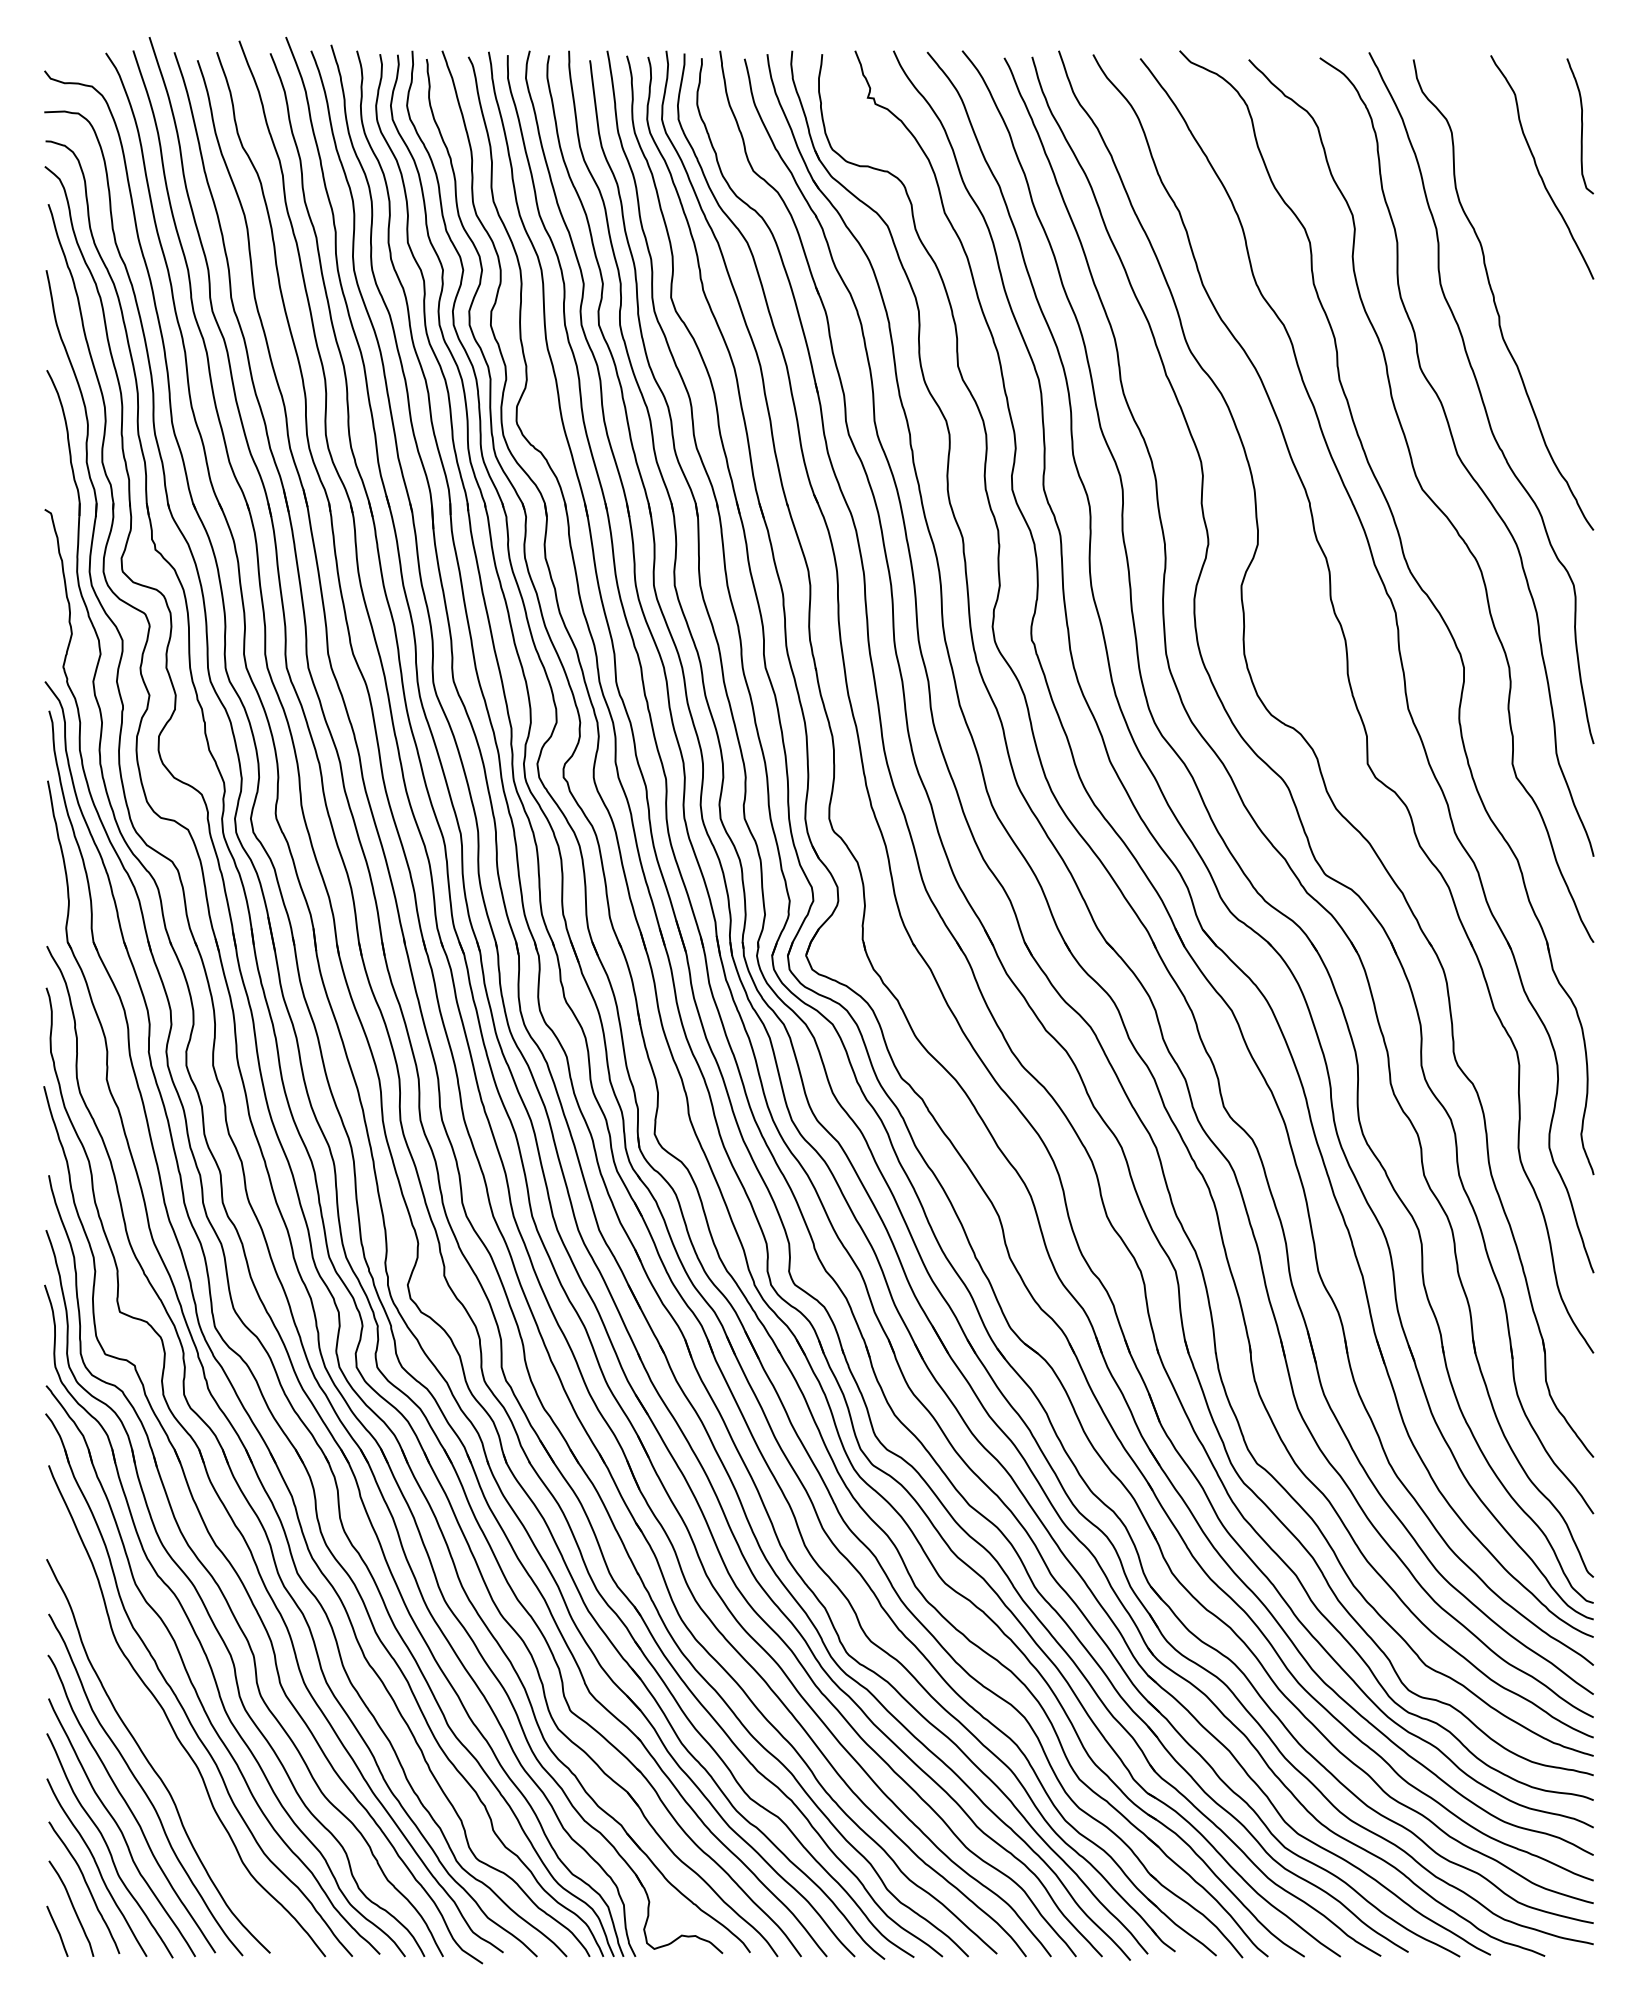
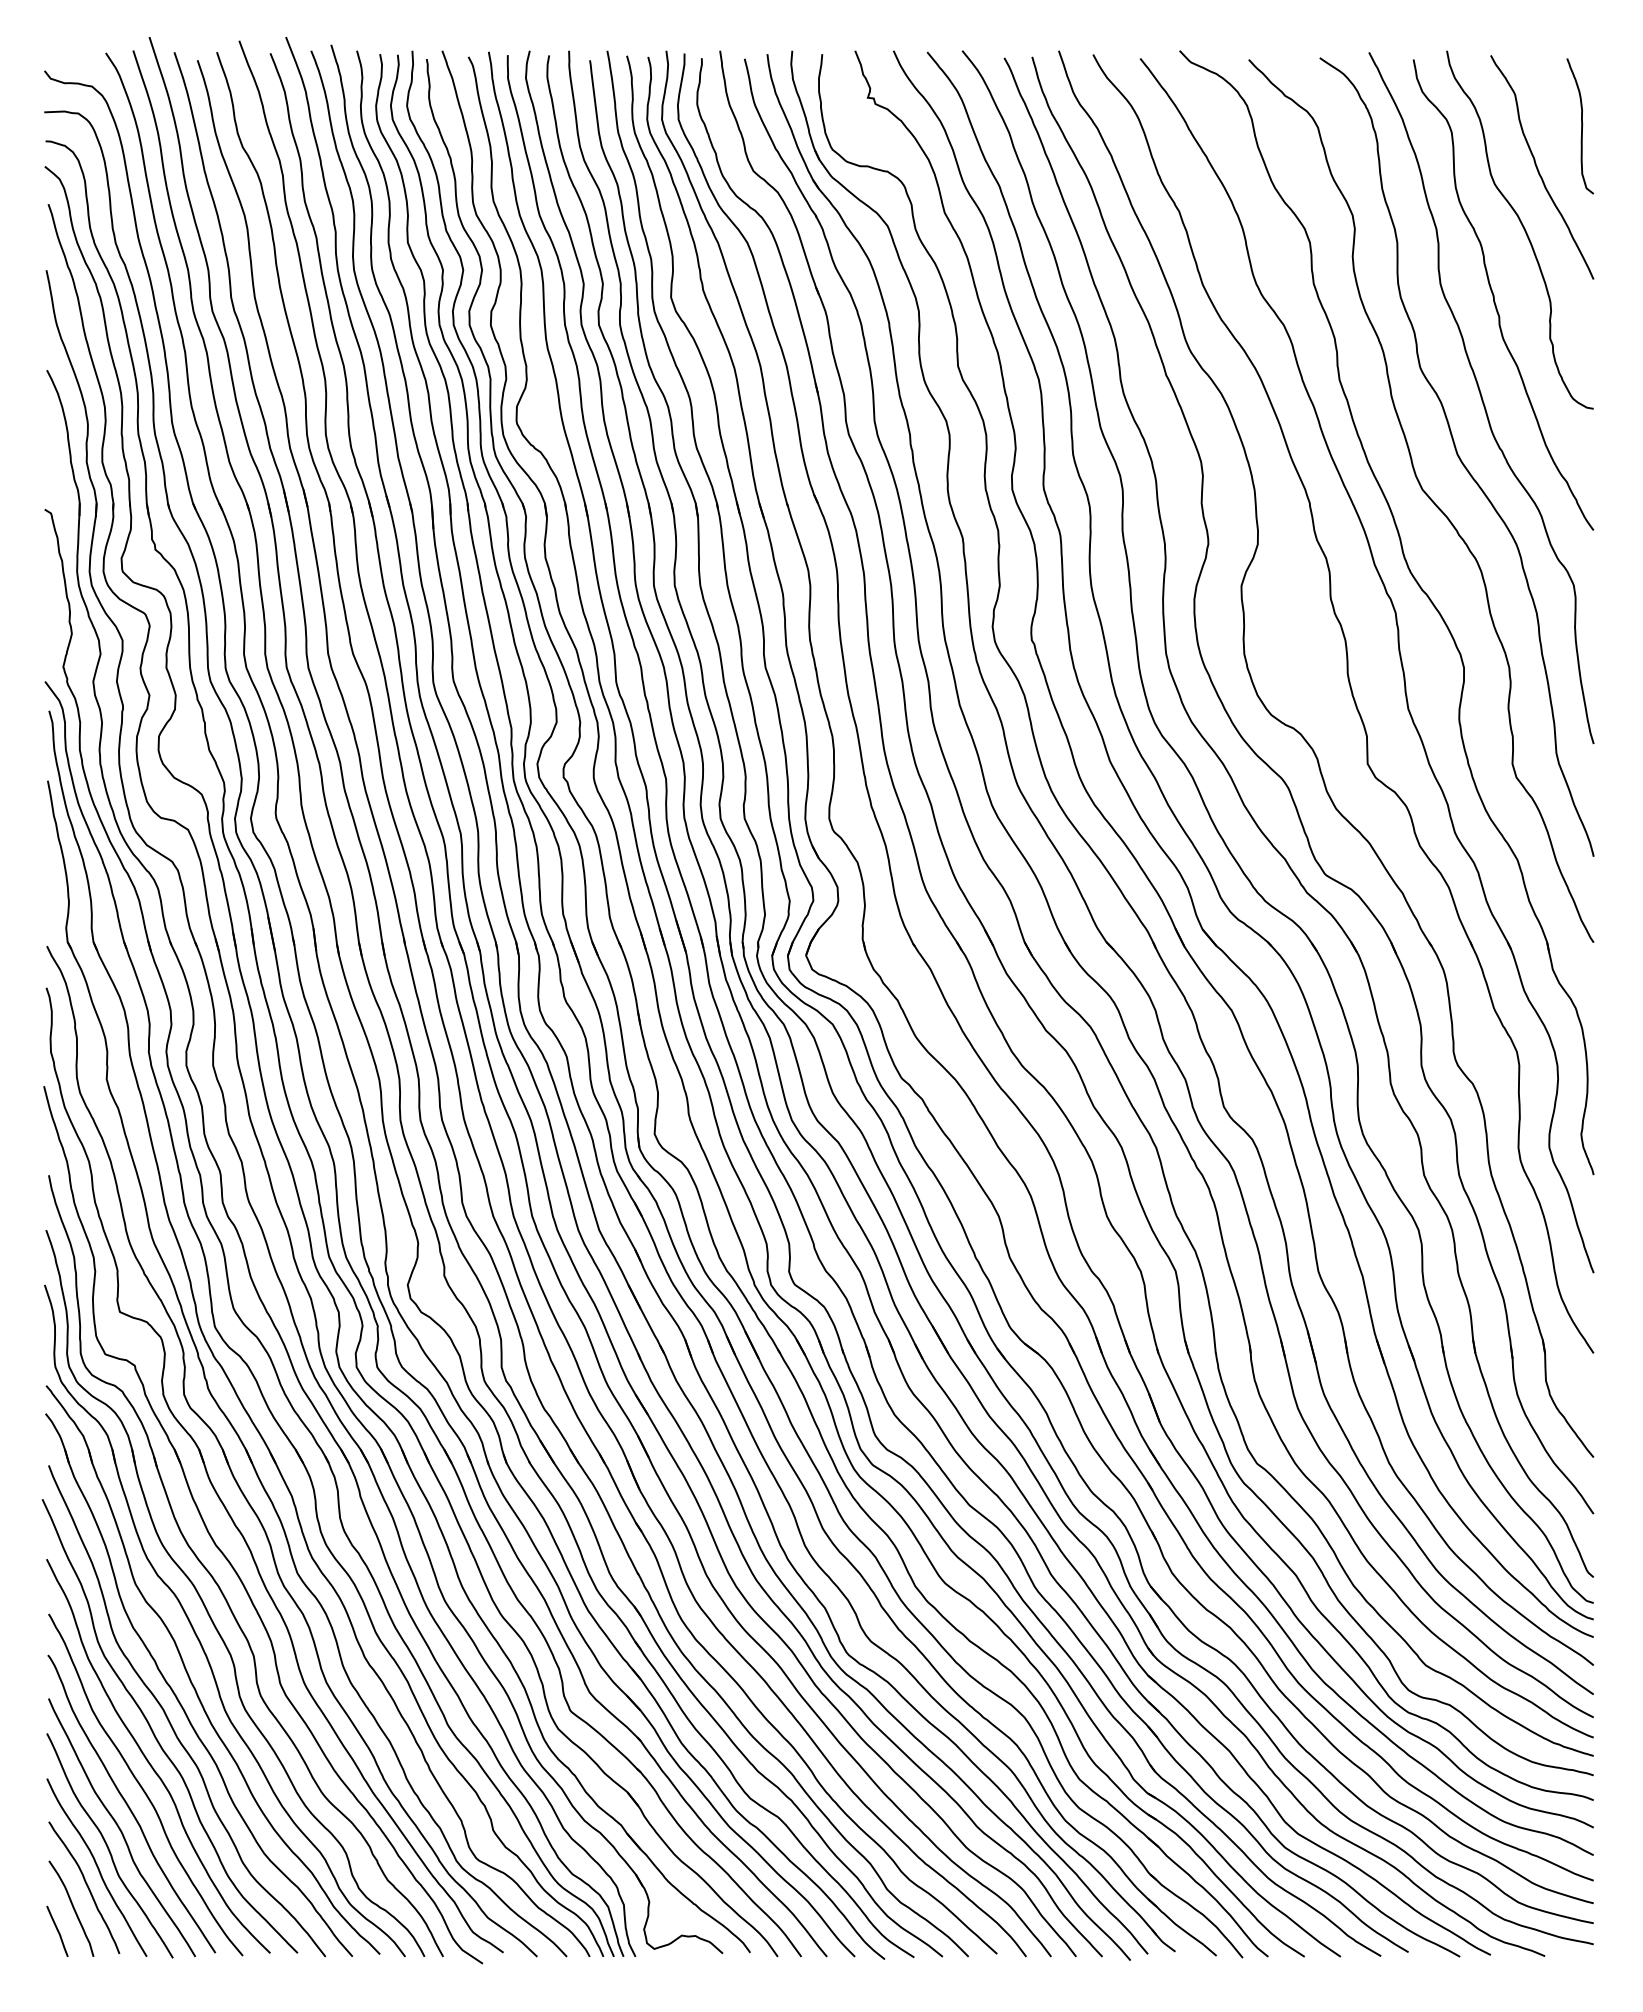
curve: none -> present (1522, 227)
curve: none -> present (155, 1734)
